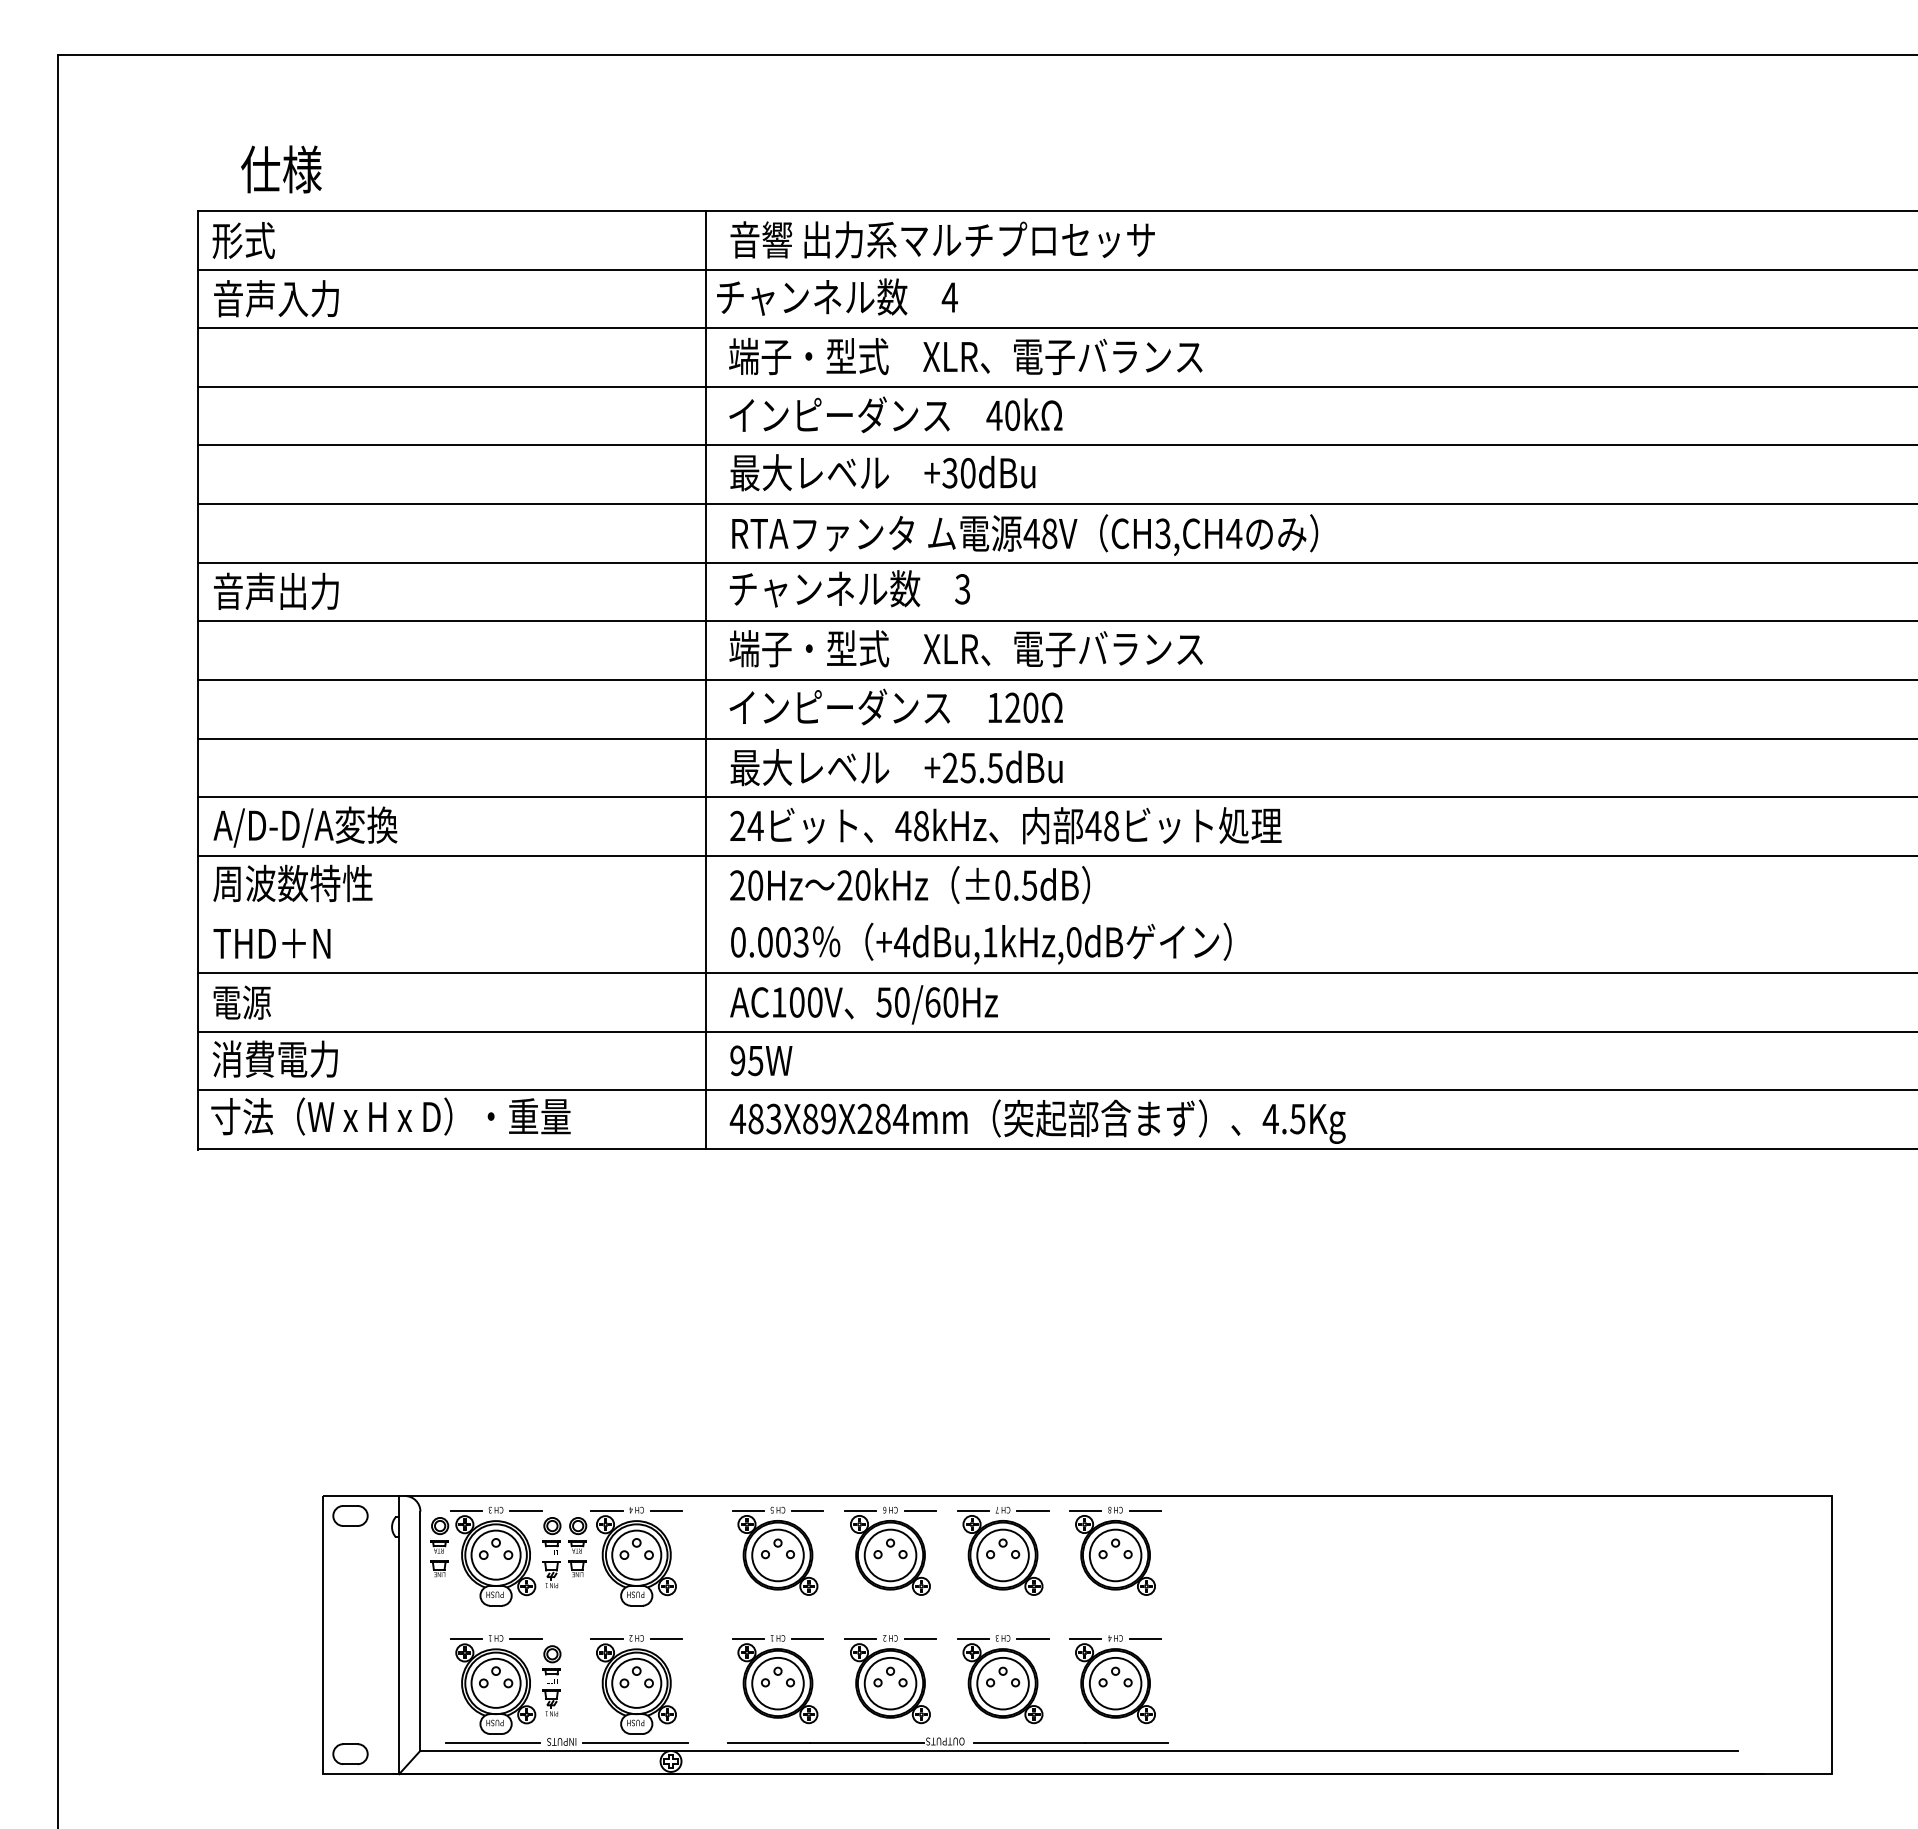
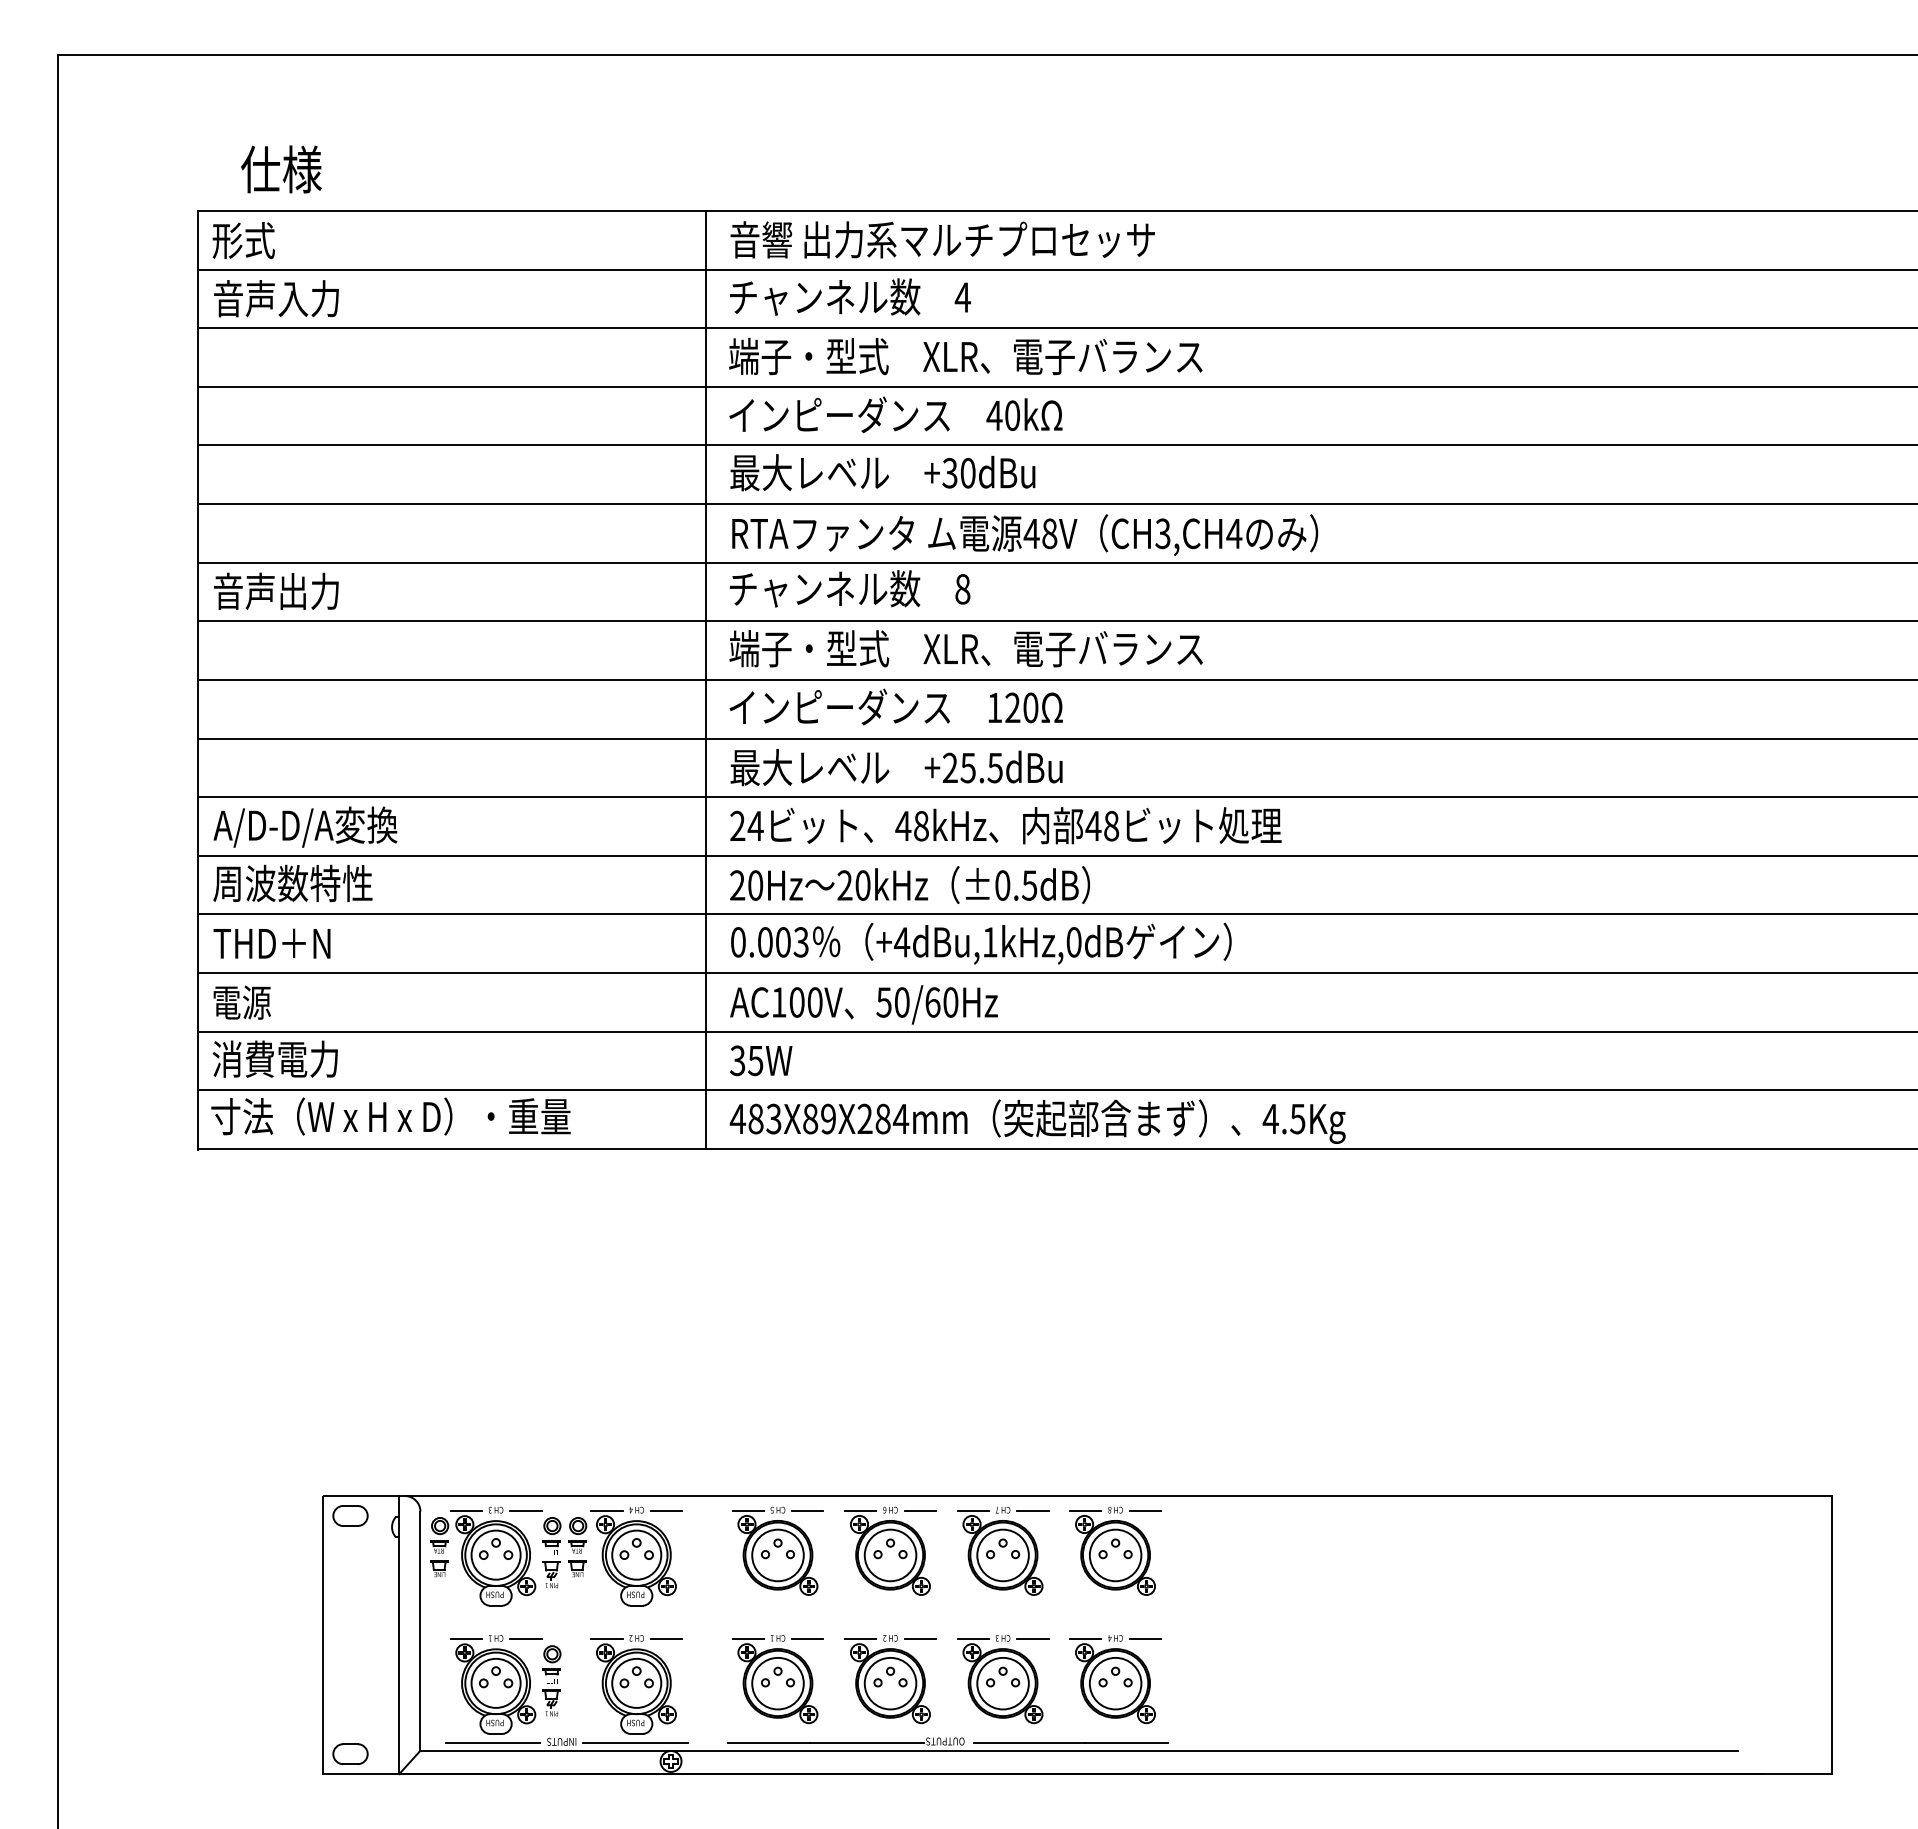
text position: (837, 296) -> (850, 296) (850, 296)
text: 3 -> 8 (962, 589)
line: none -> present (1055, 914)
text: 95W -> 35W (737, 1060)
